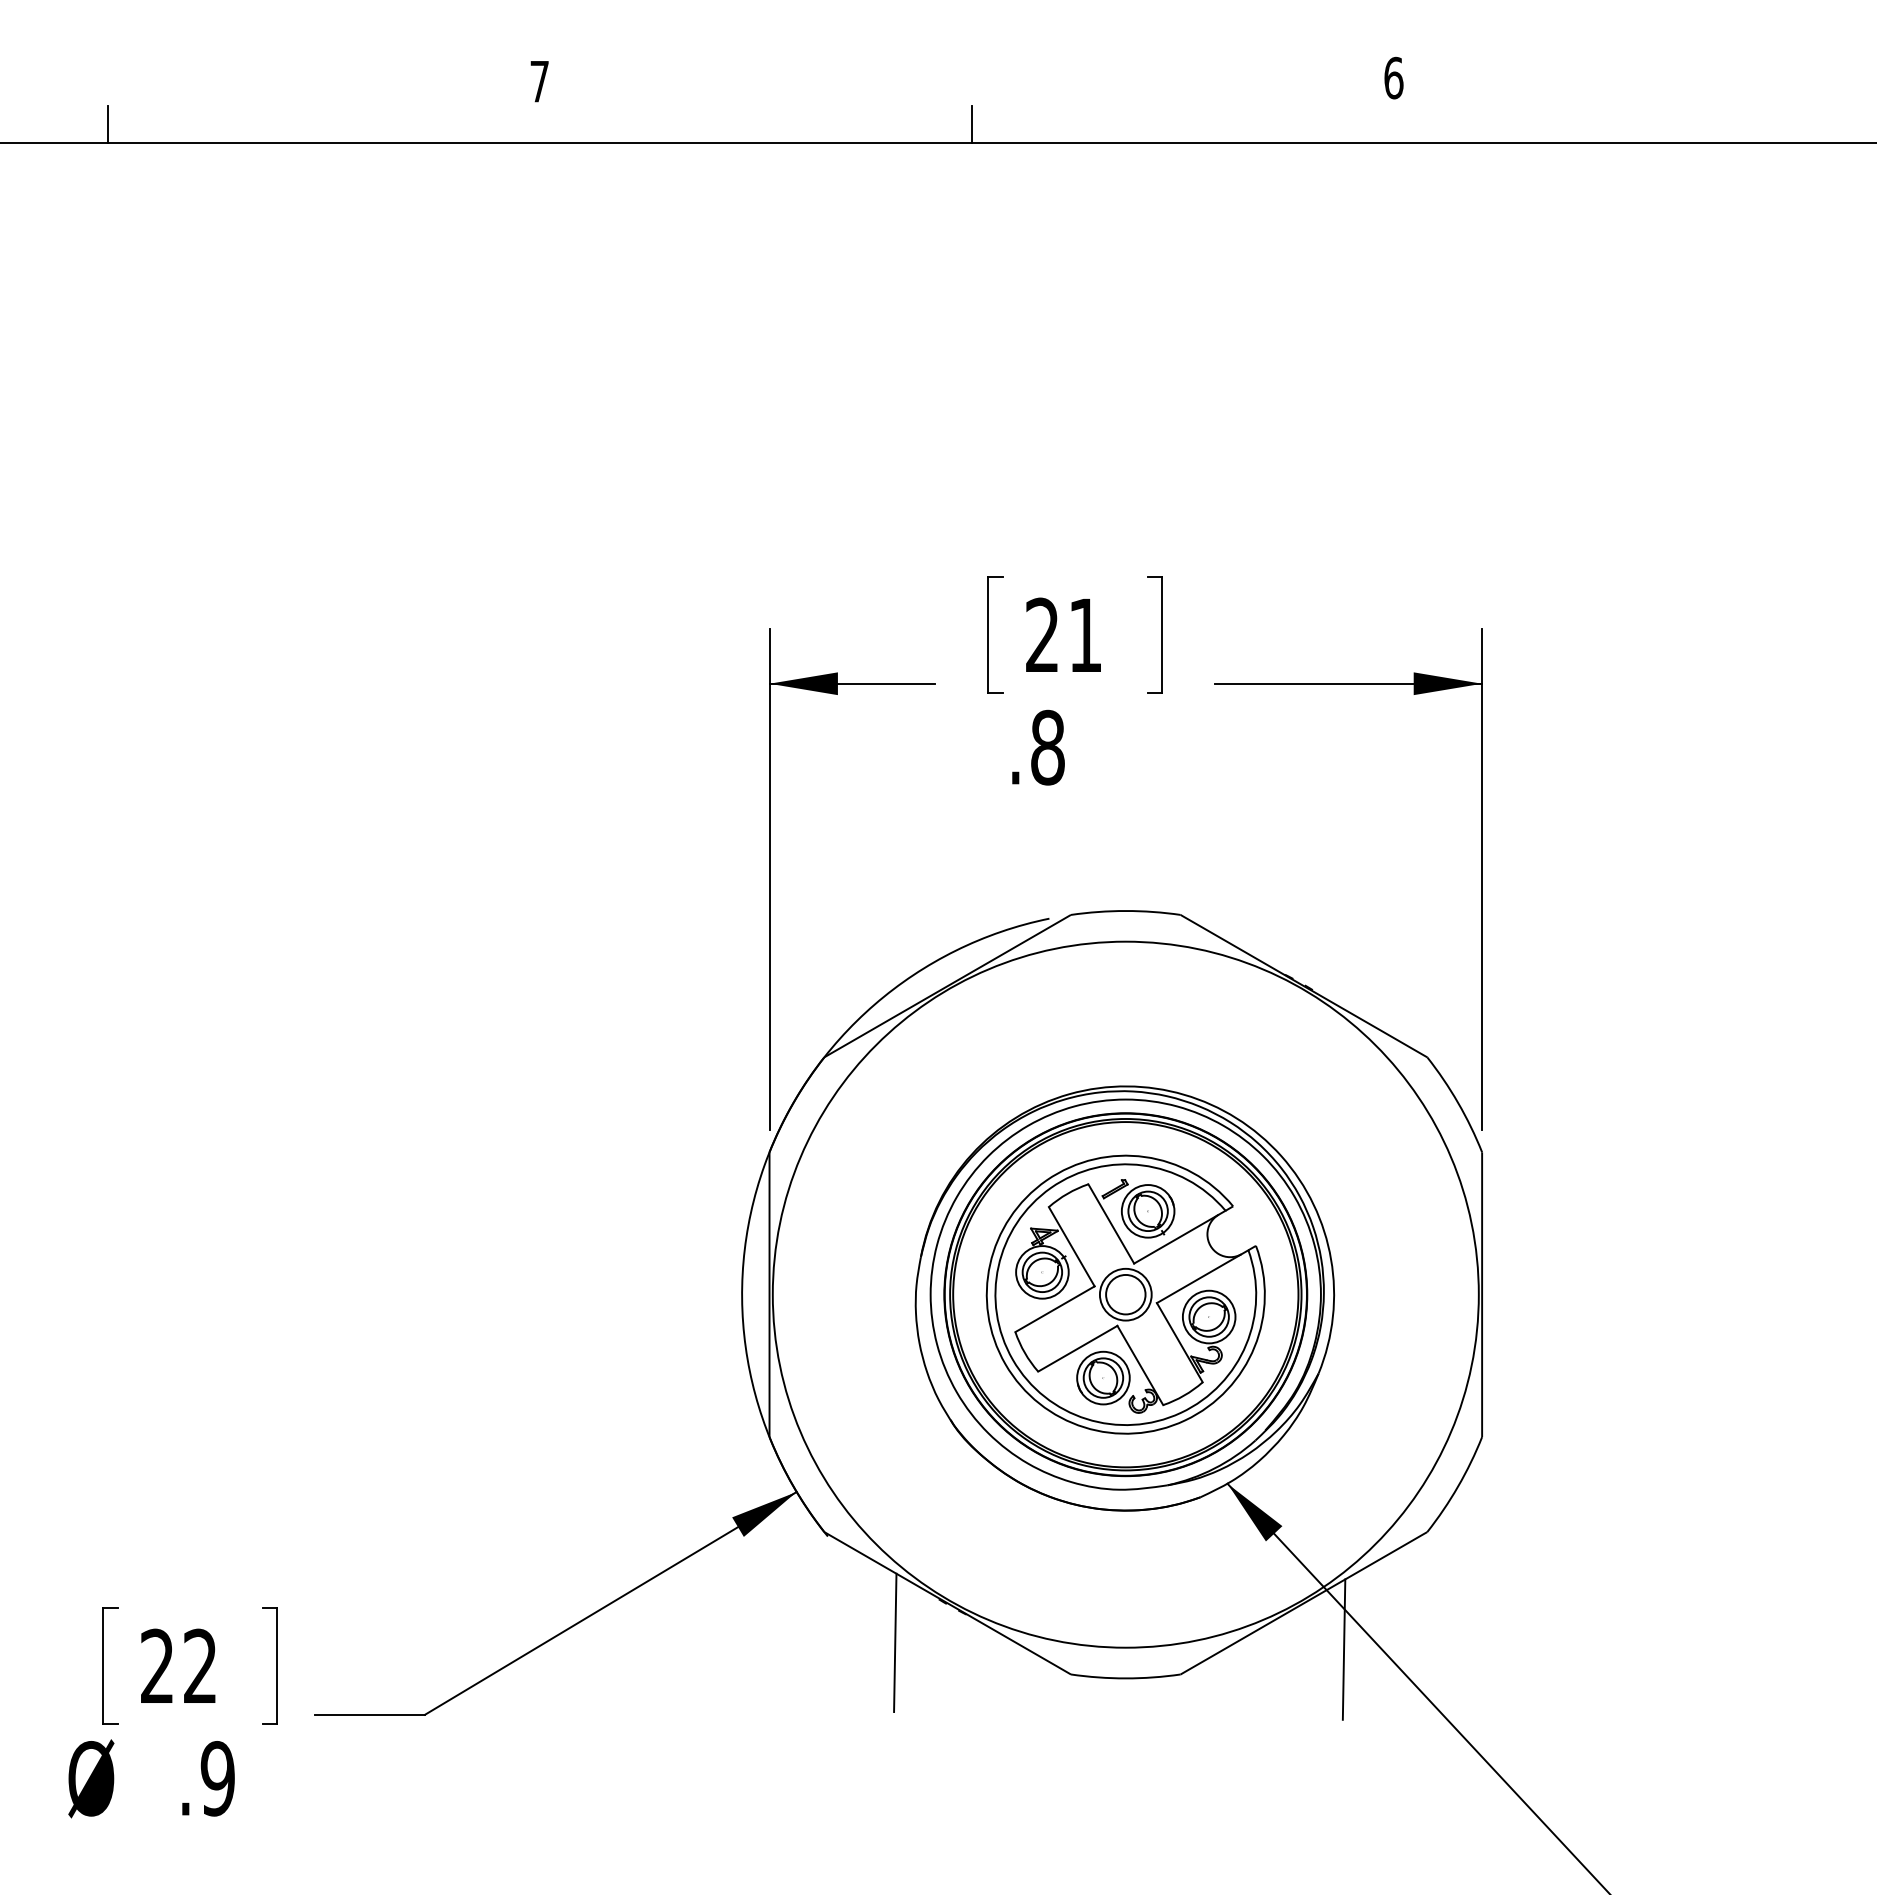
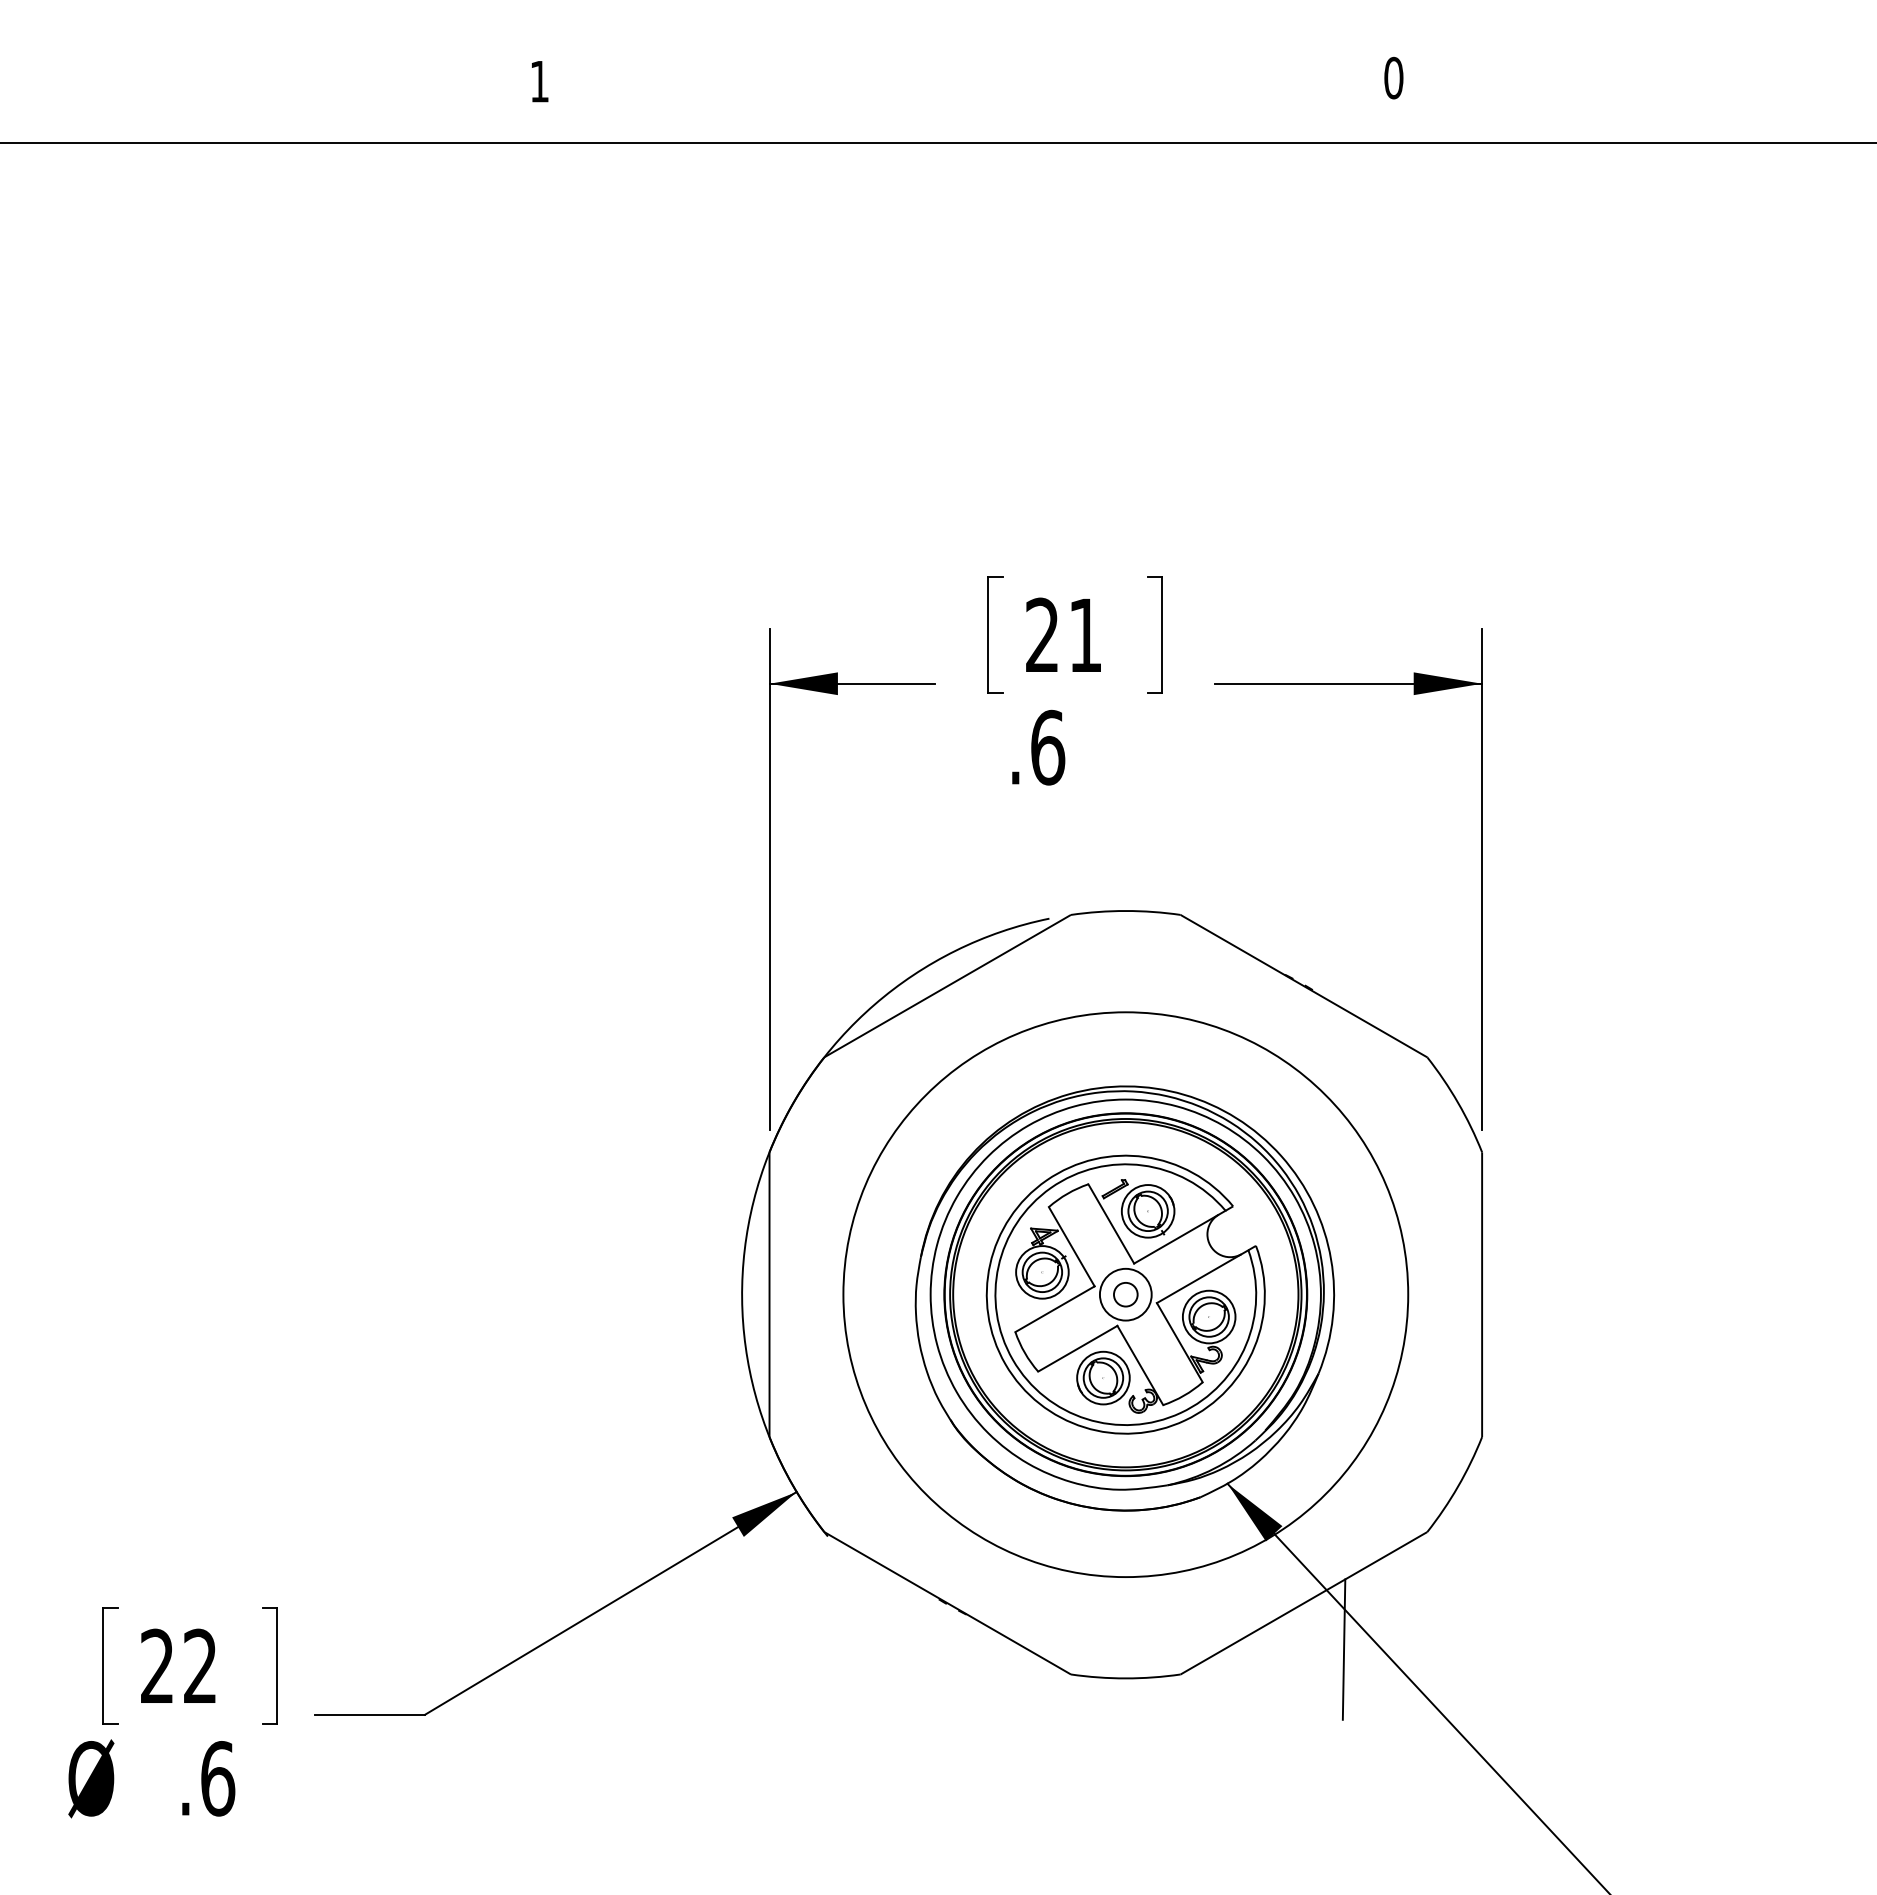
text: 6 -> 0 (1393, 77)
text: 7 -> 1 (539, 81)
line: present -> none (108, 123)
line: present -> none (971, 123)
text: .8 -> .6 (1048, 747)
circle diameter: 39 px -> 24 px (1125, 1294)
circle diameter: 706 px -> 565 px (1125, 1294)
line: present -> none (895, 1642)
text: .9 -> .6 (217, 1778)
